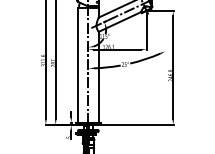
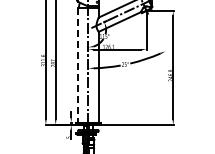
line: solid -> dashed (78, 65)
